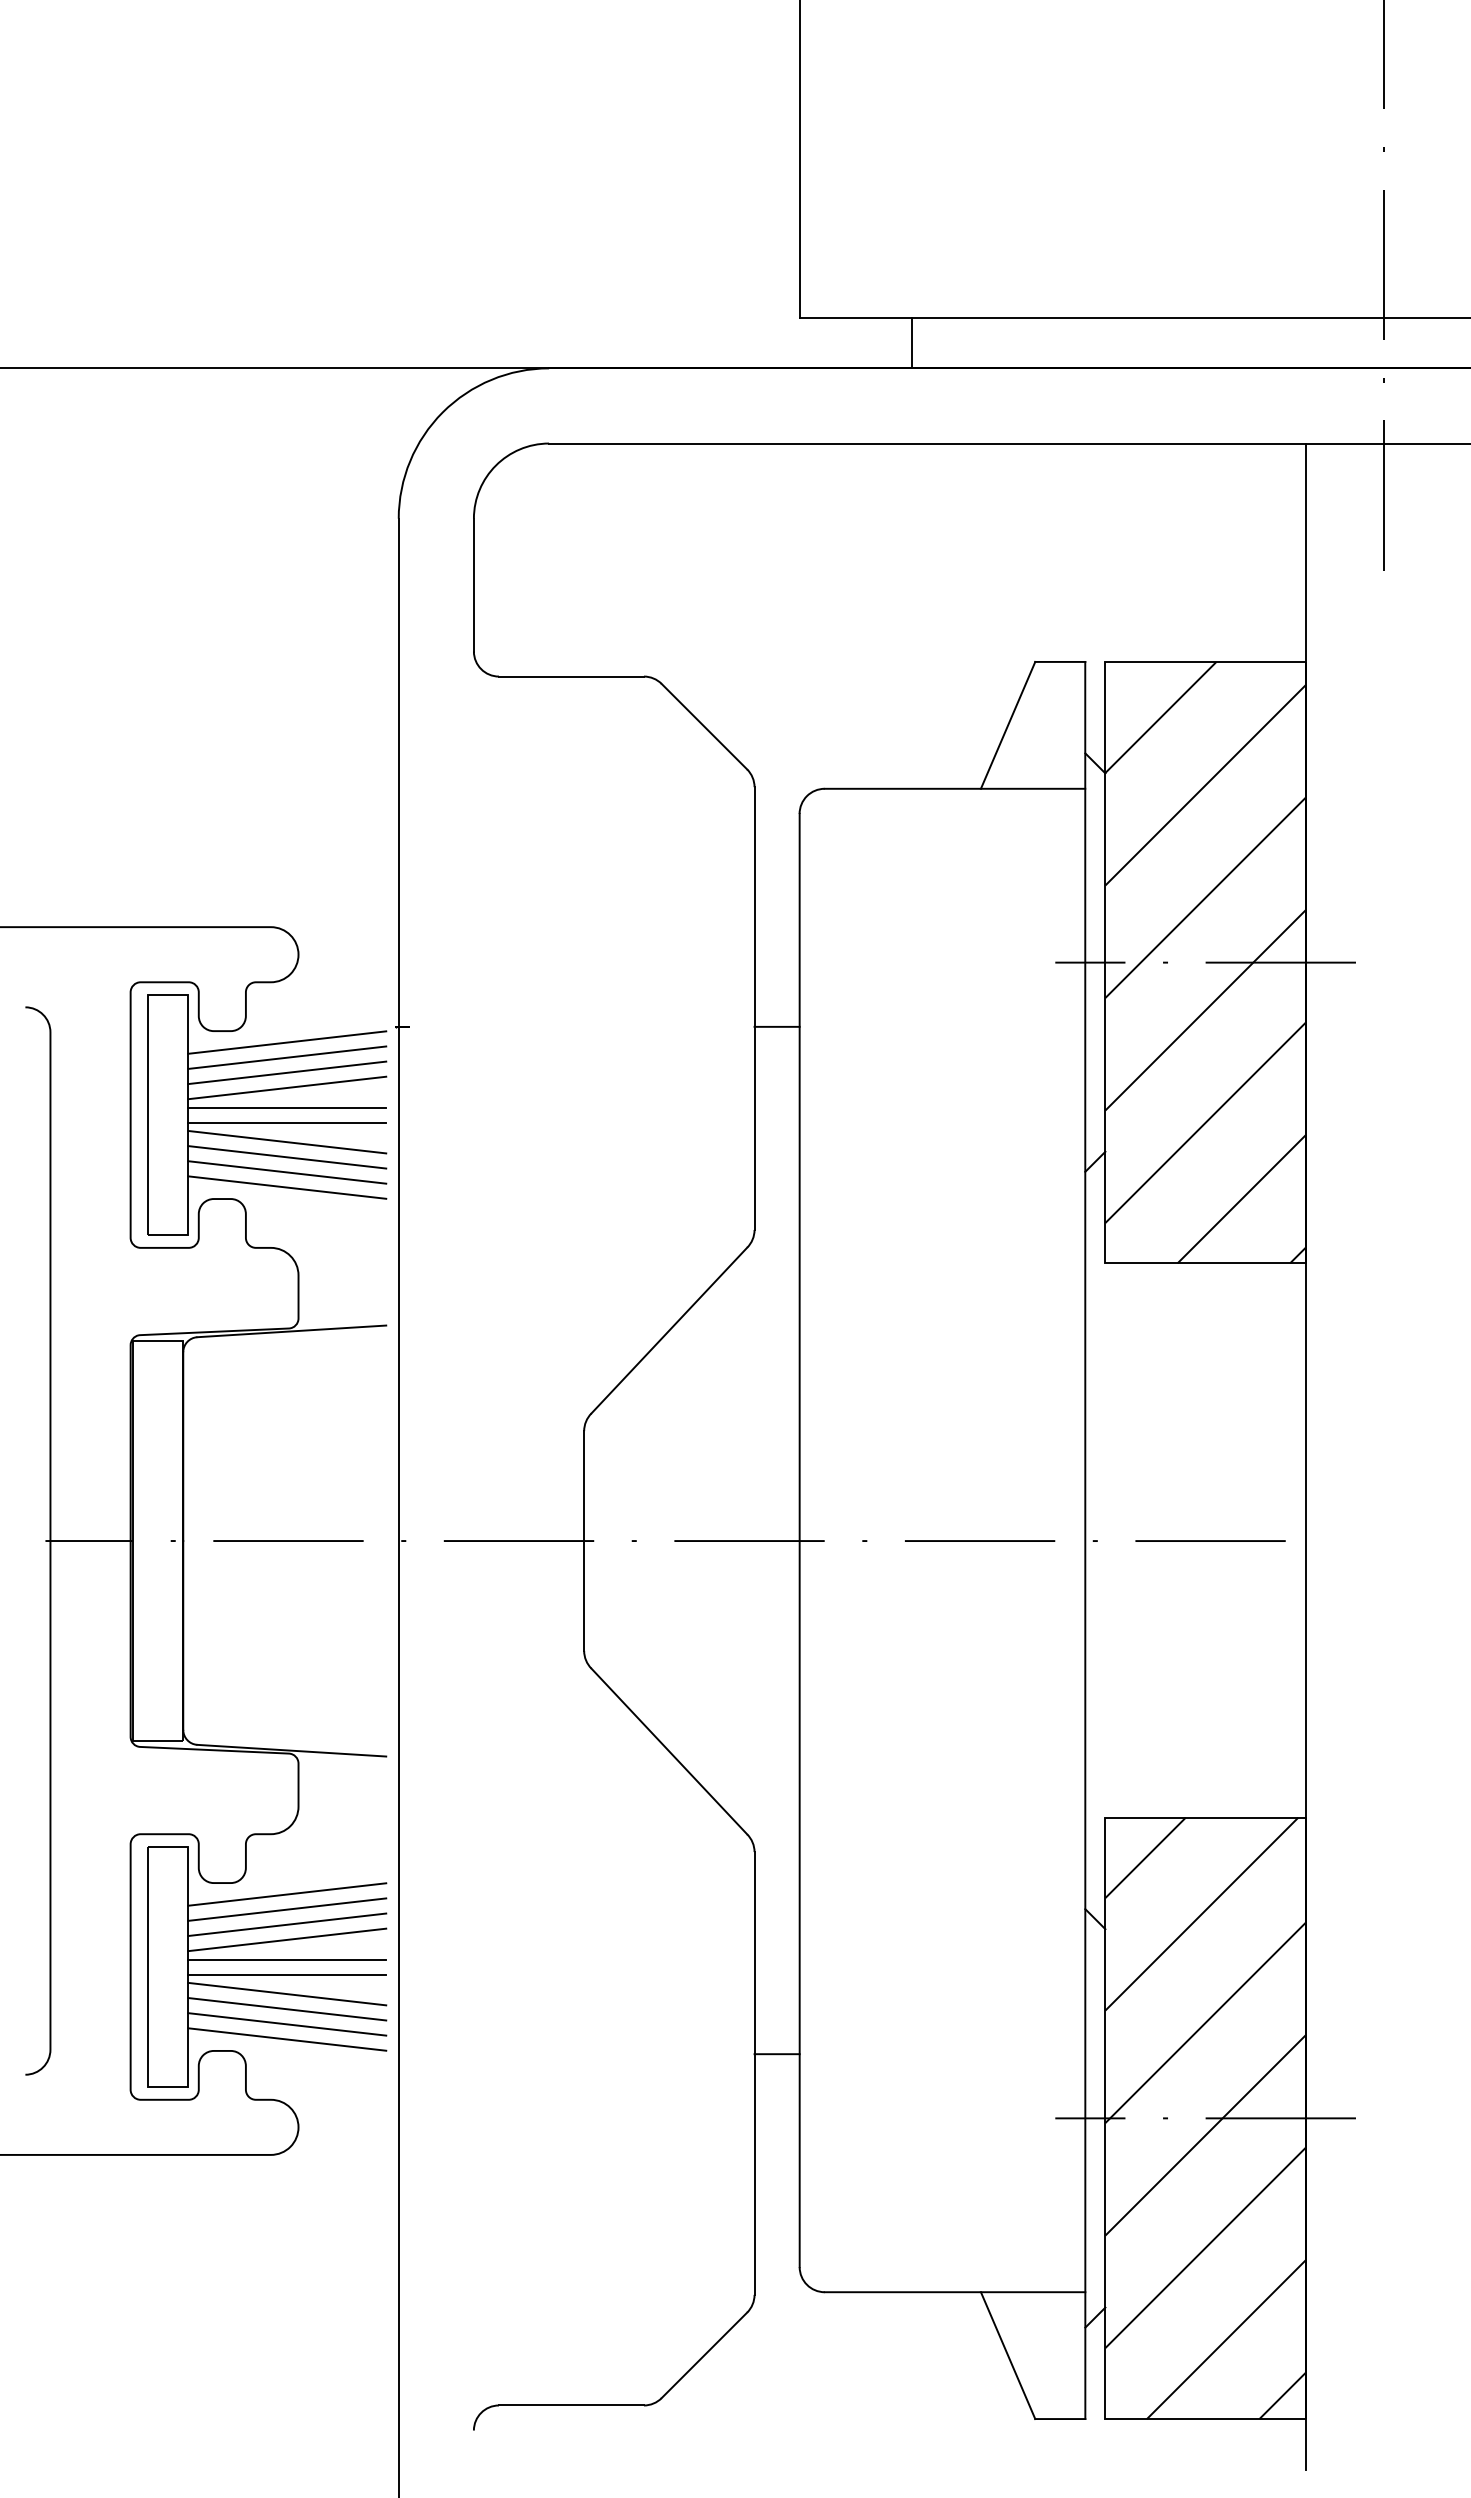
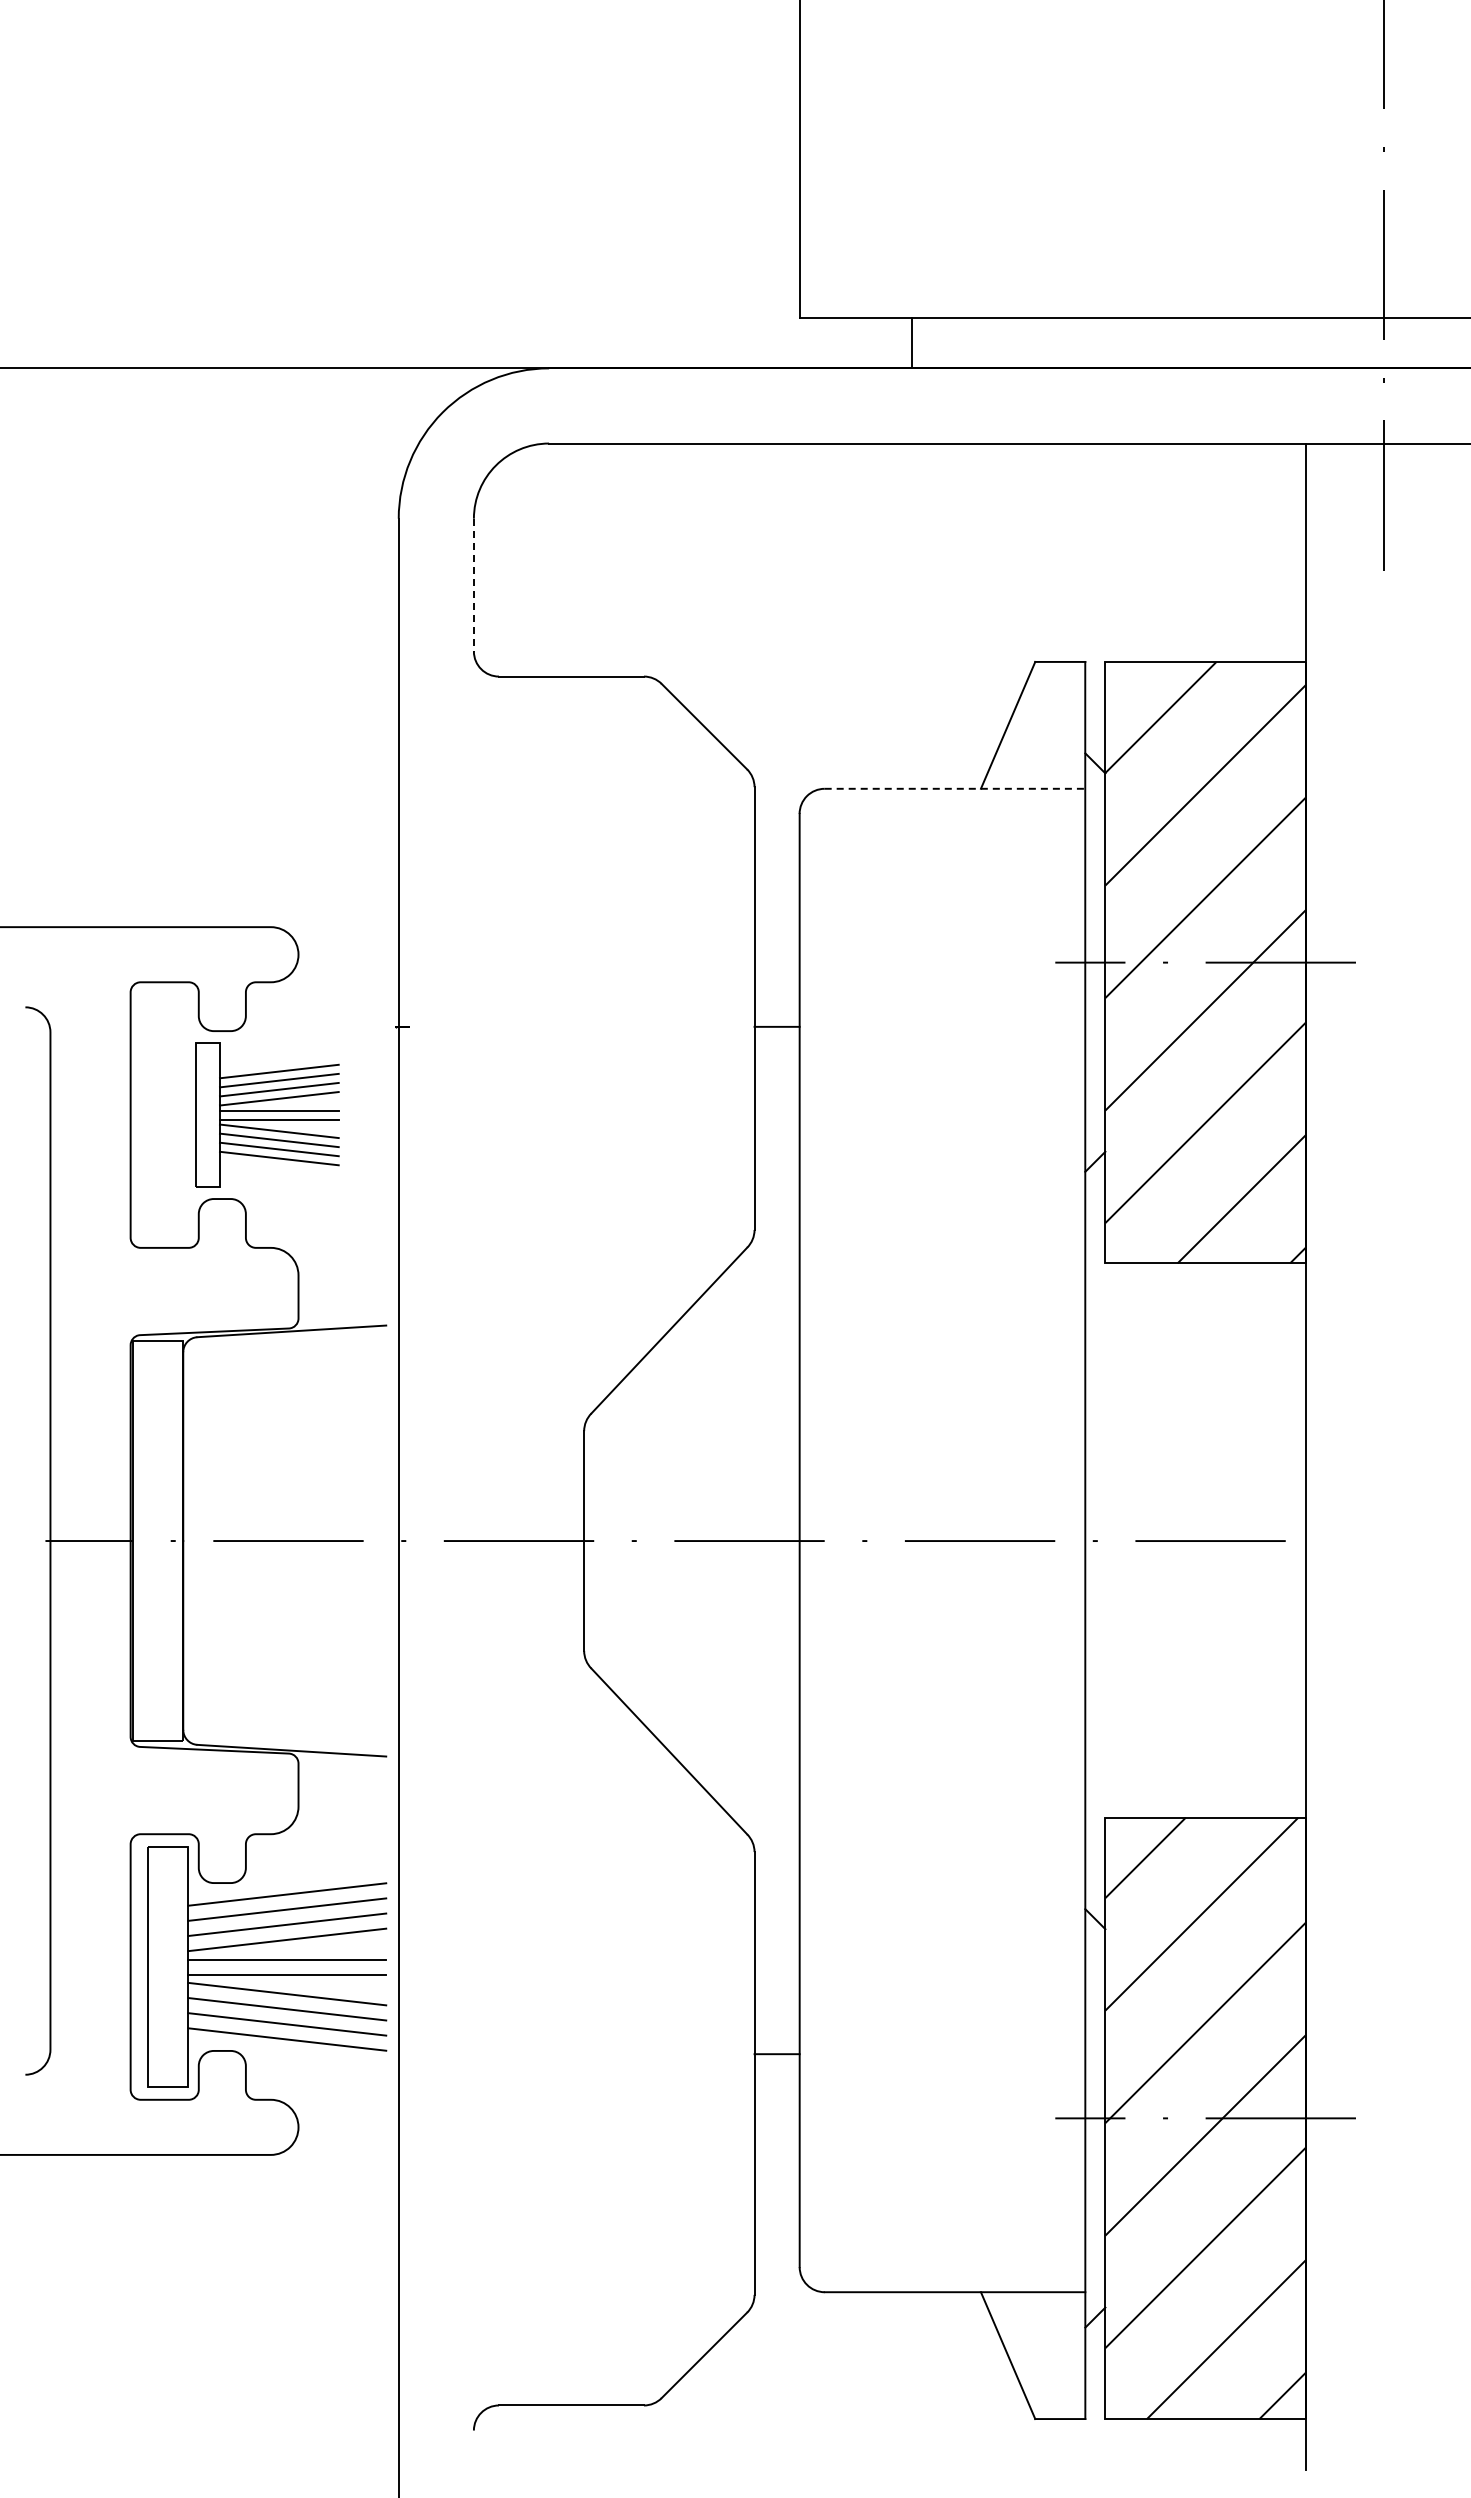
line: solid -> dashed (473, 585)
line: solid -> dashed (955, 788)
part size: 241x242 px -> 145x146 px (267, 1114)
